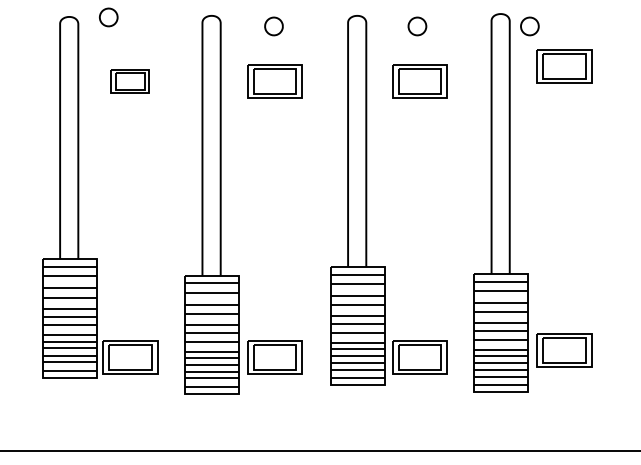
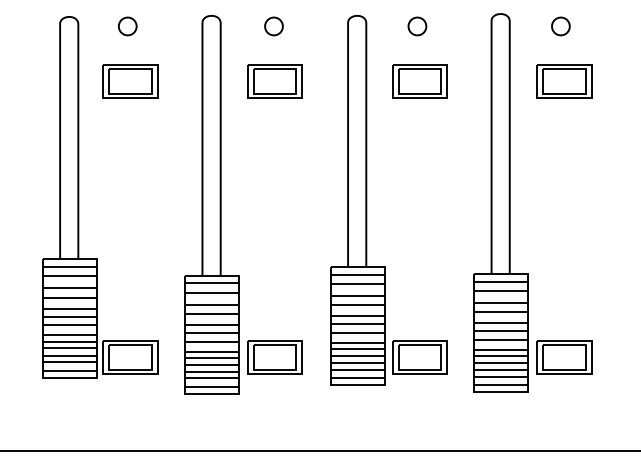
part position: (108, 17) -> (127, 26) (127, 26)
part position: (529, 26) -> (560, 26) (560, 26)
part position: (564, 66) -> (564, 81) (564, 81)
part size: 40x25 px -> 57x35 px (130, 81)
part position: (564, 350) -> (564, 357) (564, 357)
